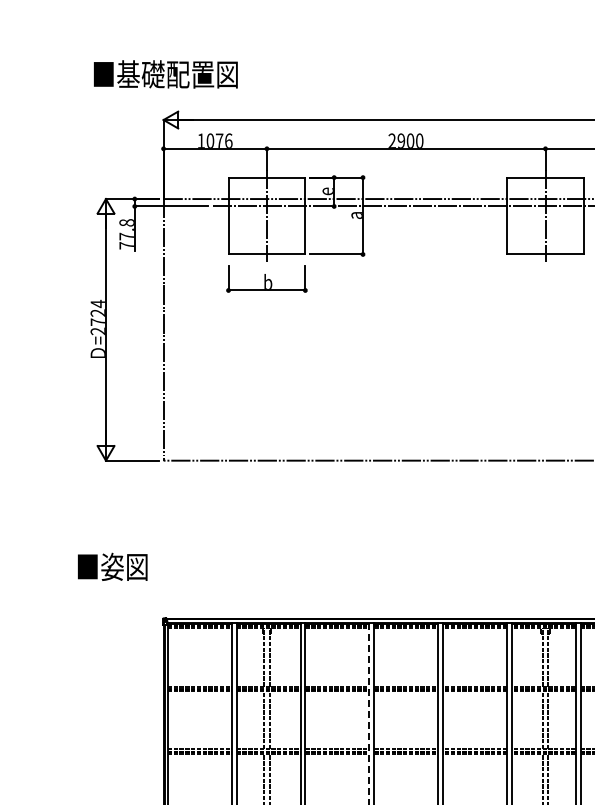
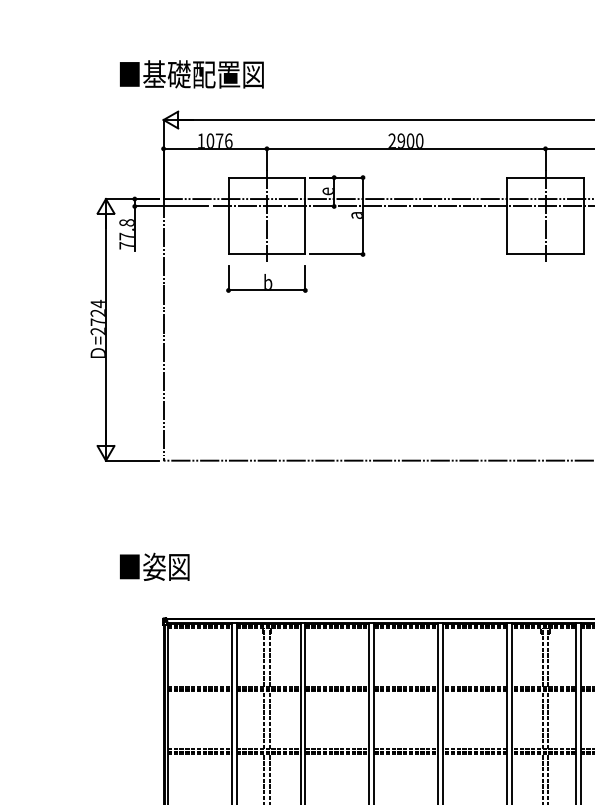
text position: (165, 74) -> (191, 74) (191, 74)
text position: (112, 566) -> (154, 566) (154, 566)
line: dashed -> solid (369, 713)
